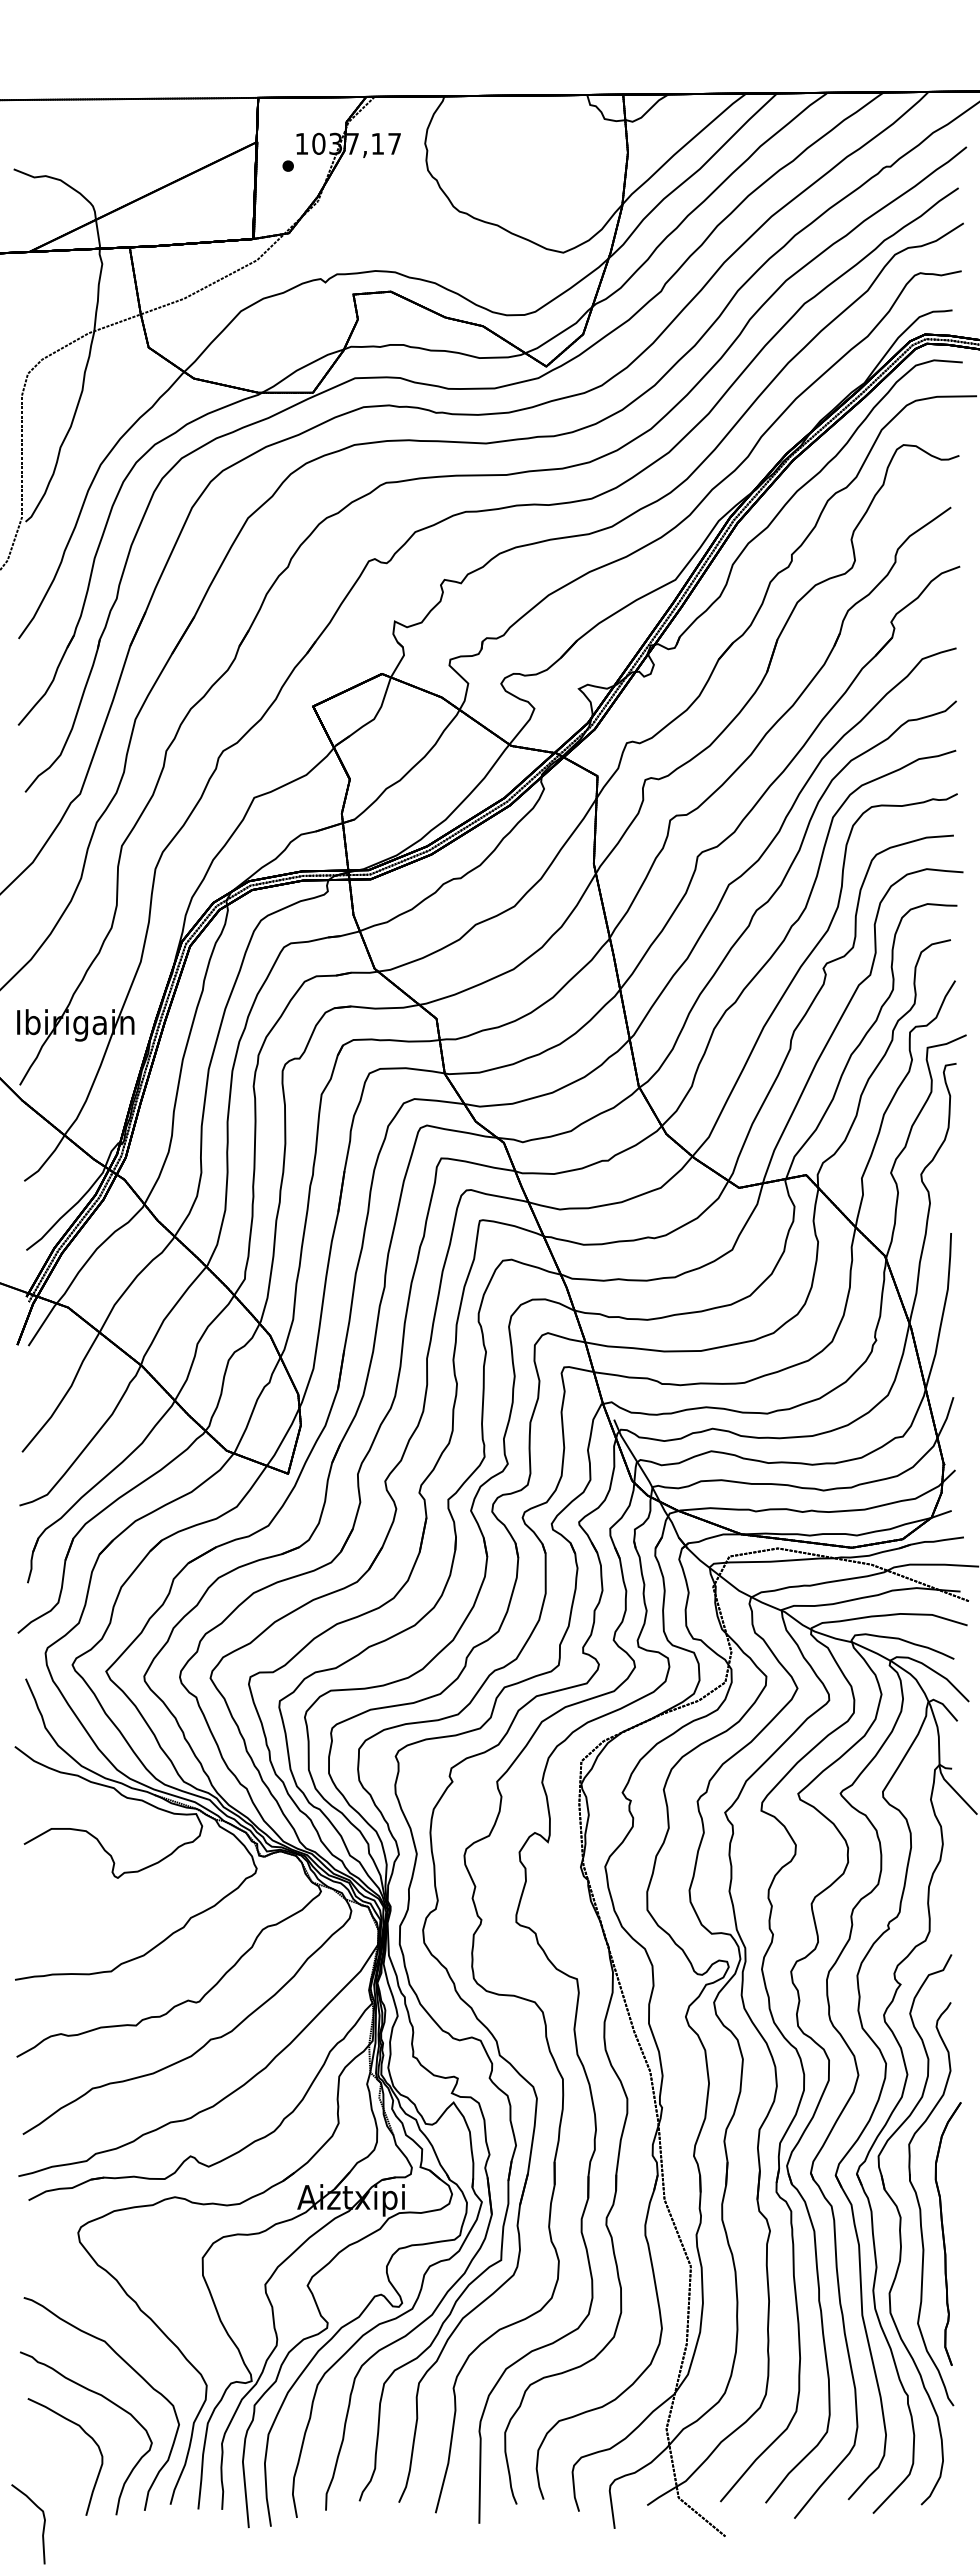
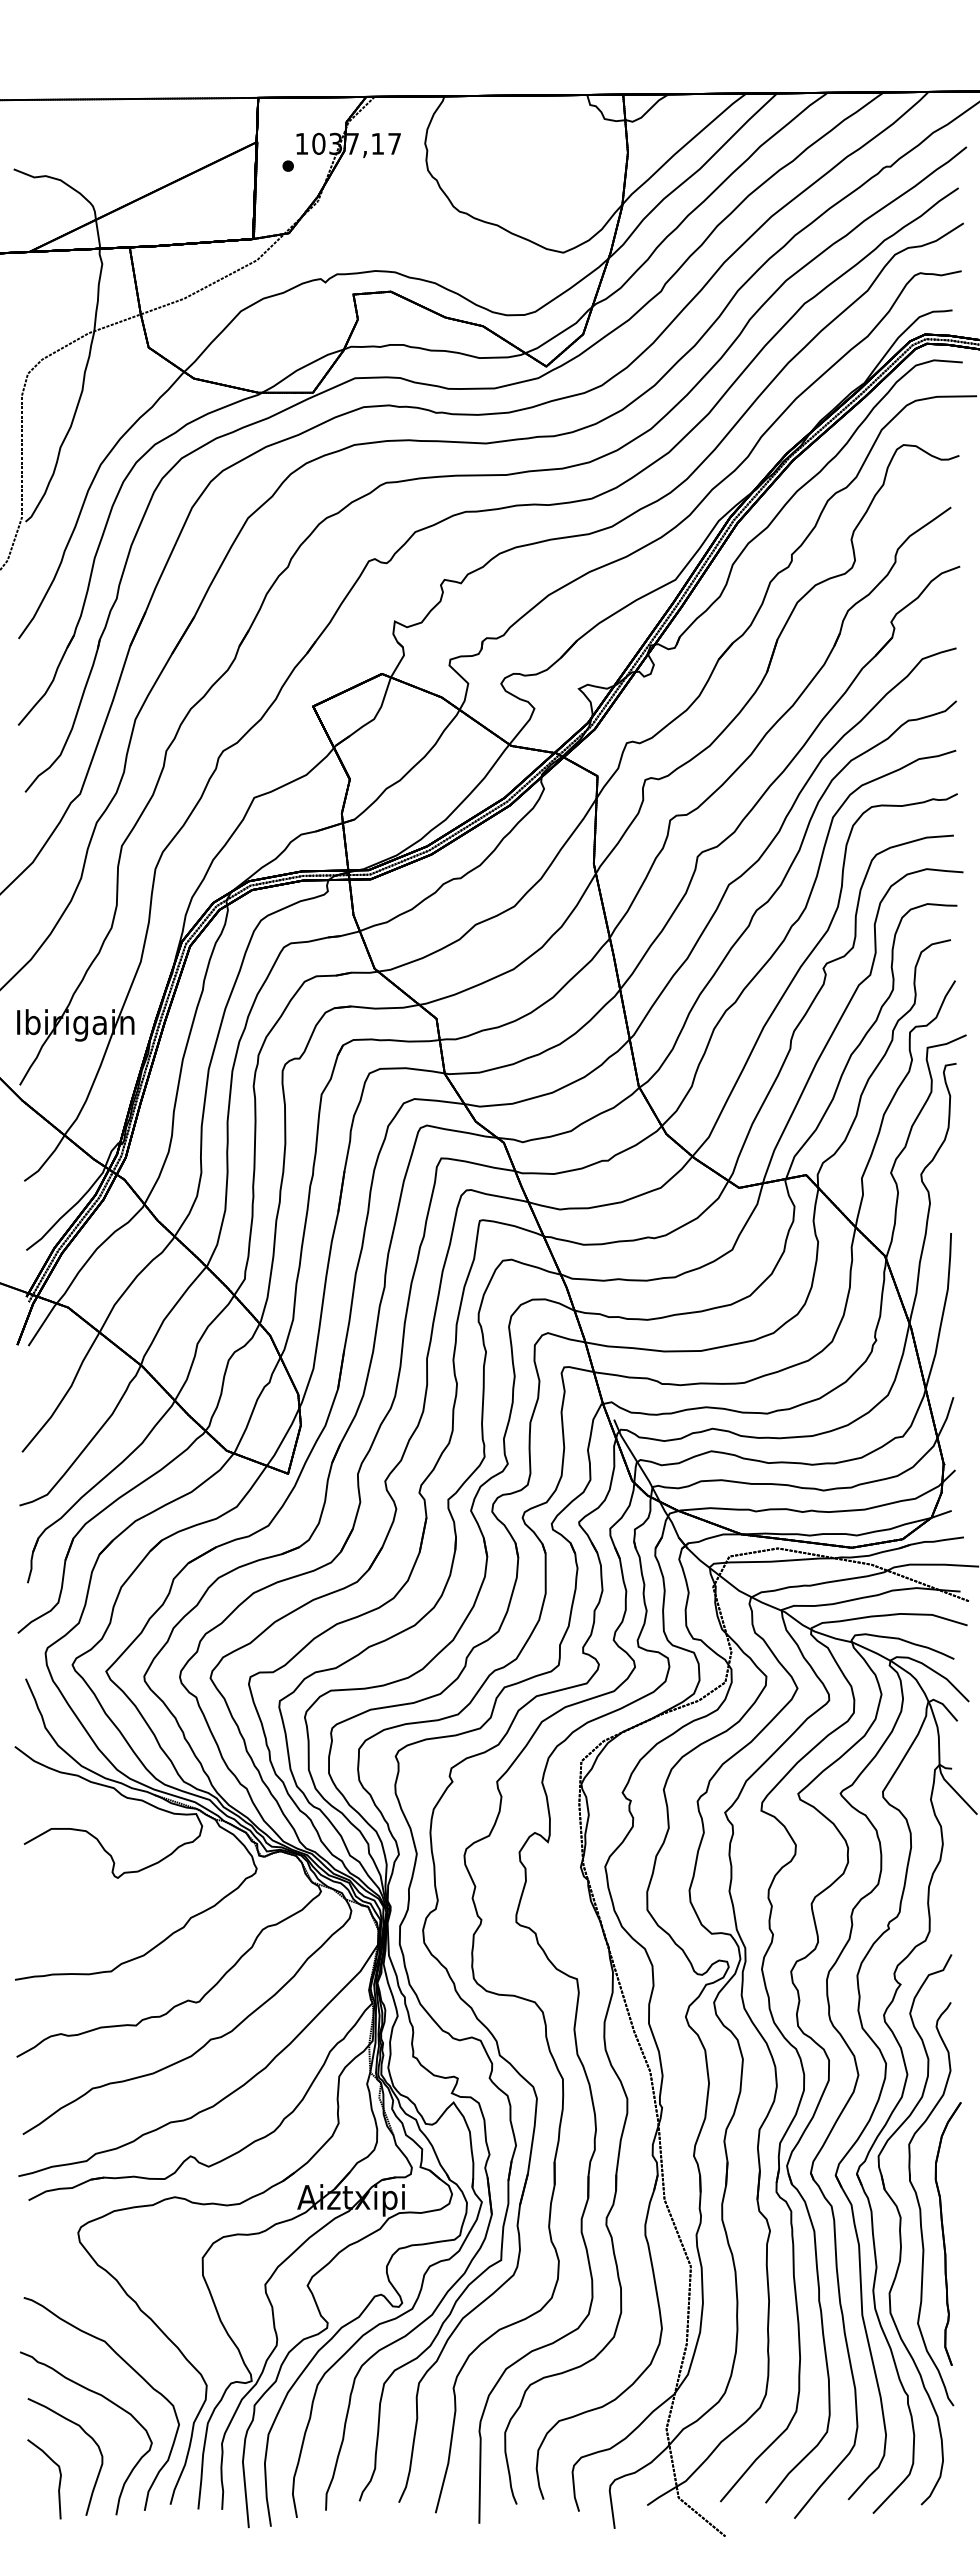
curve position: (42, 2529) -> (58, 2484) (58, 2484)
